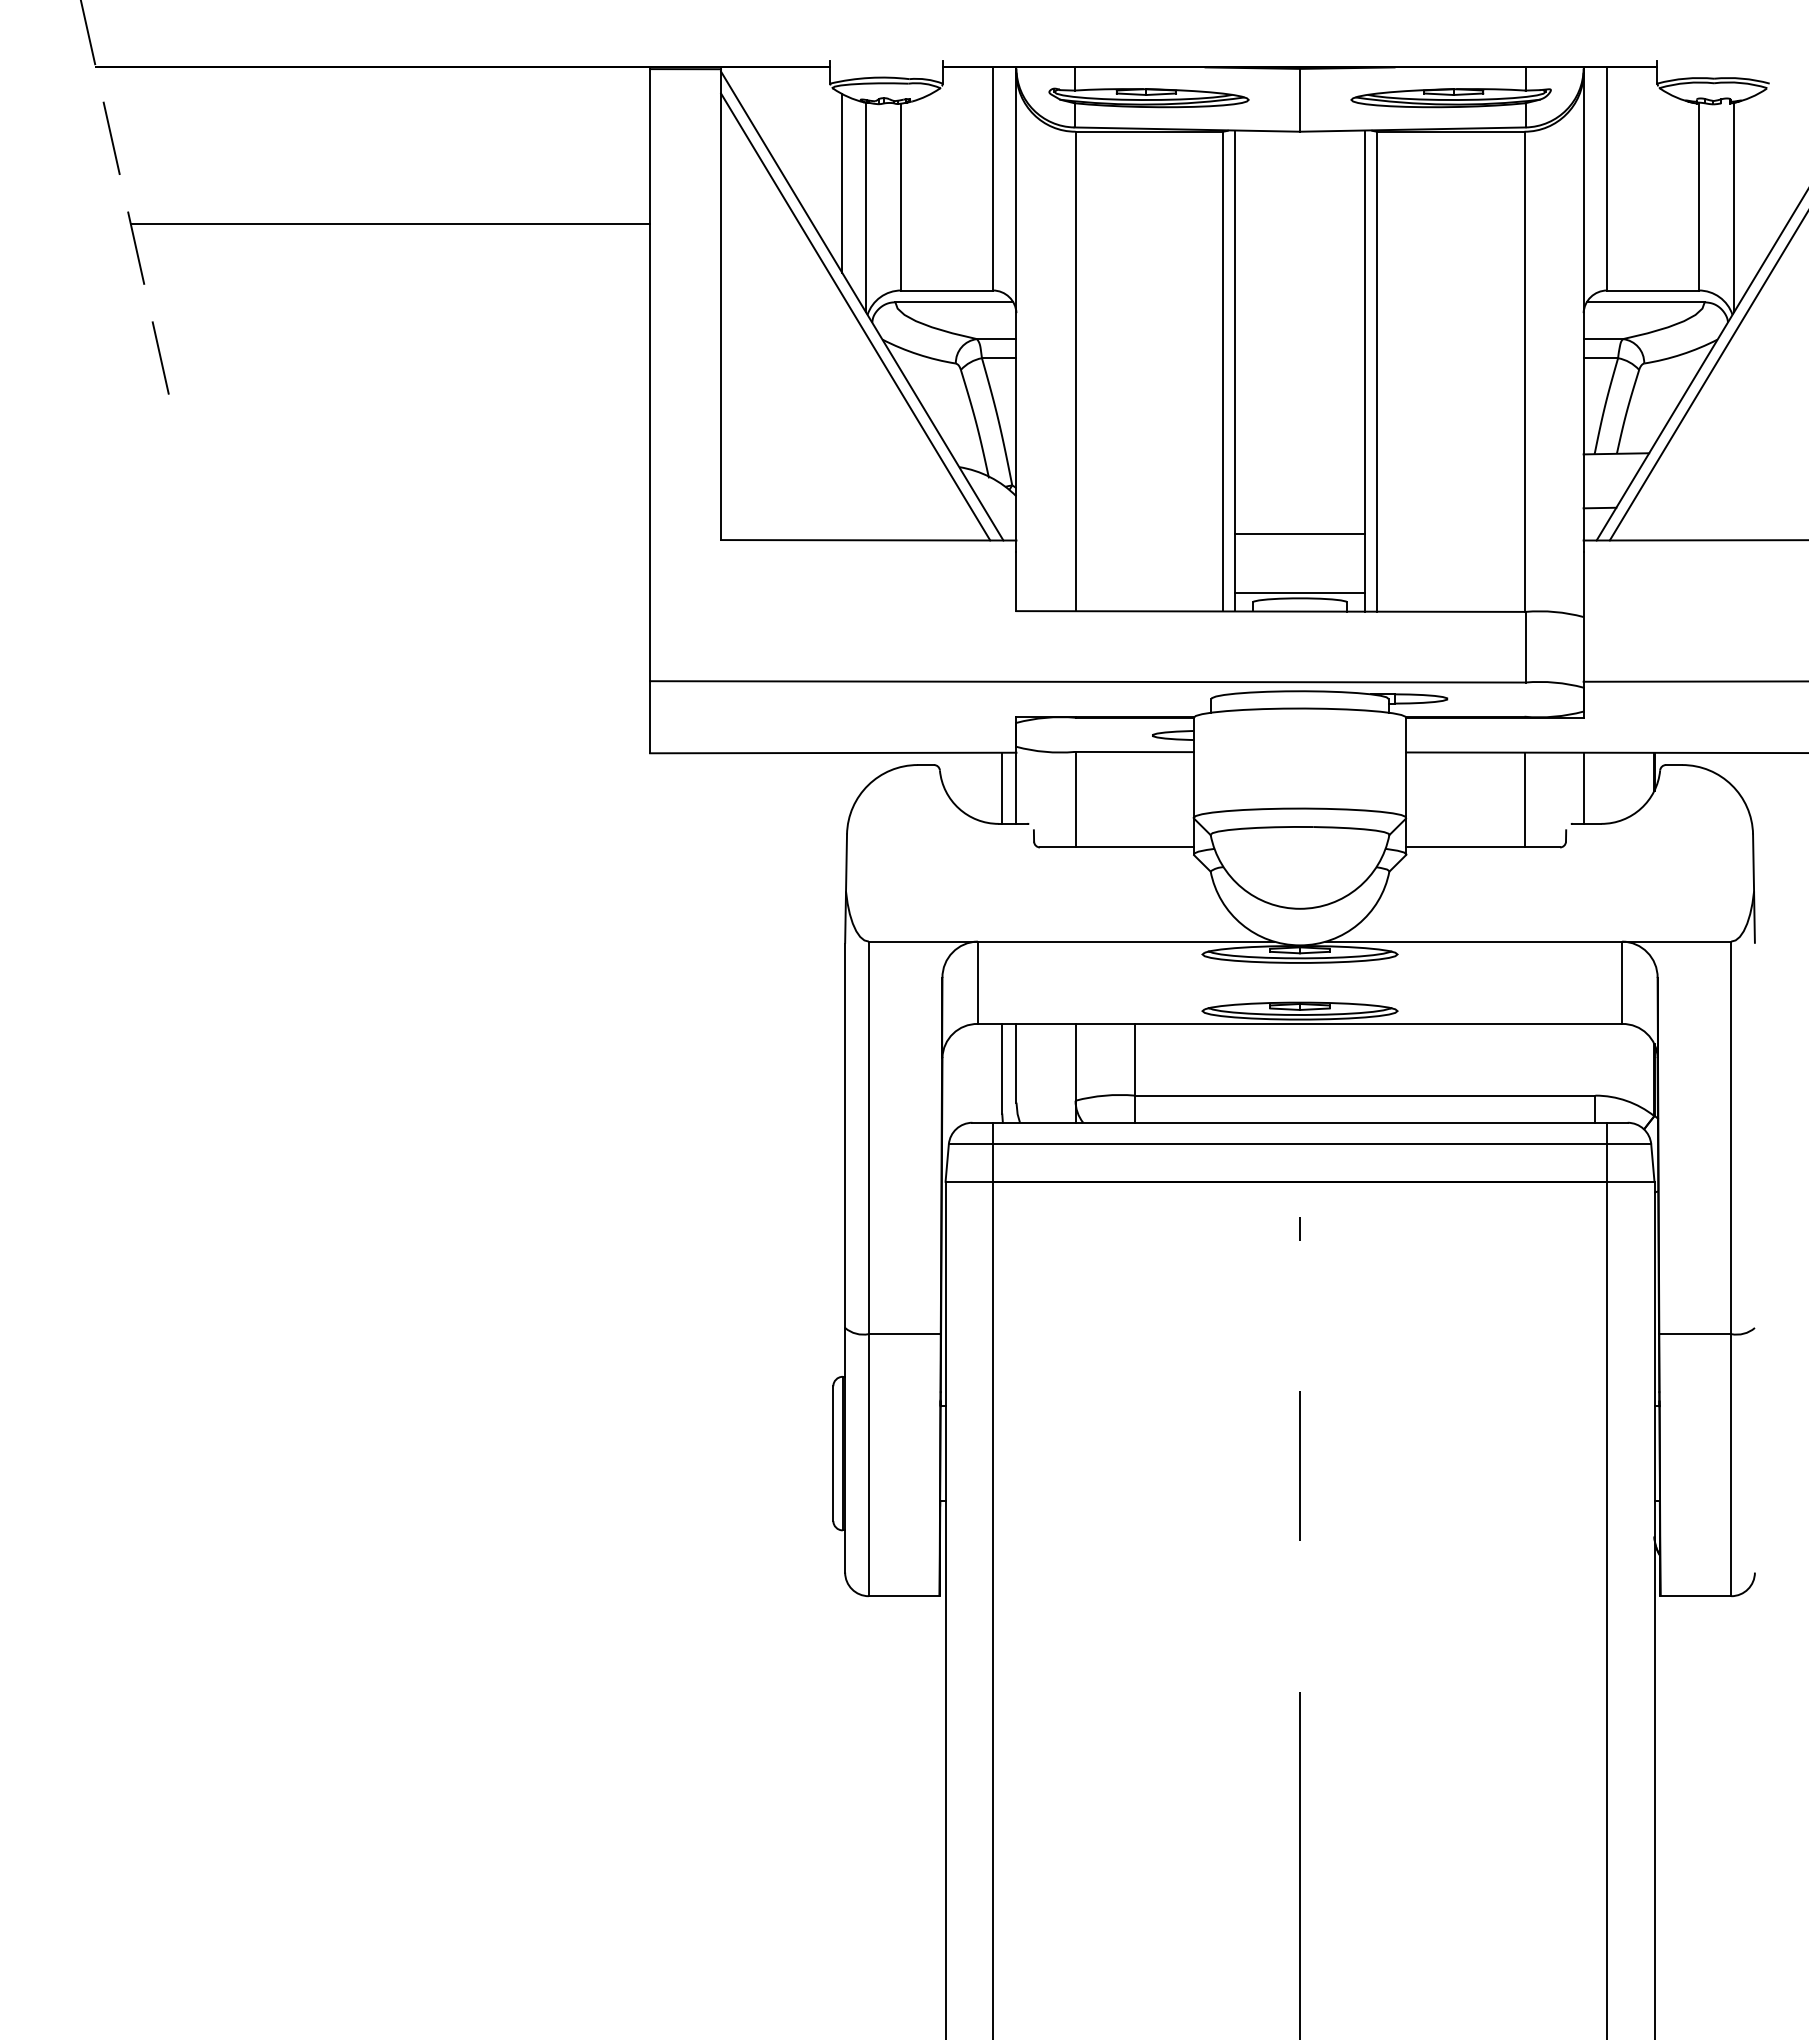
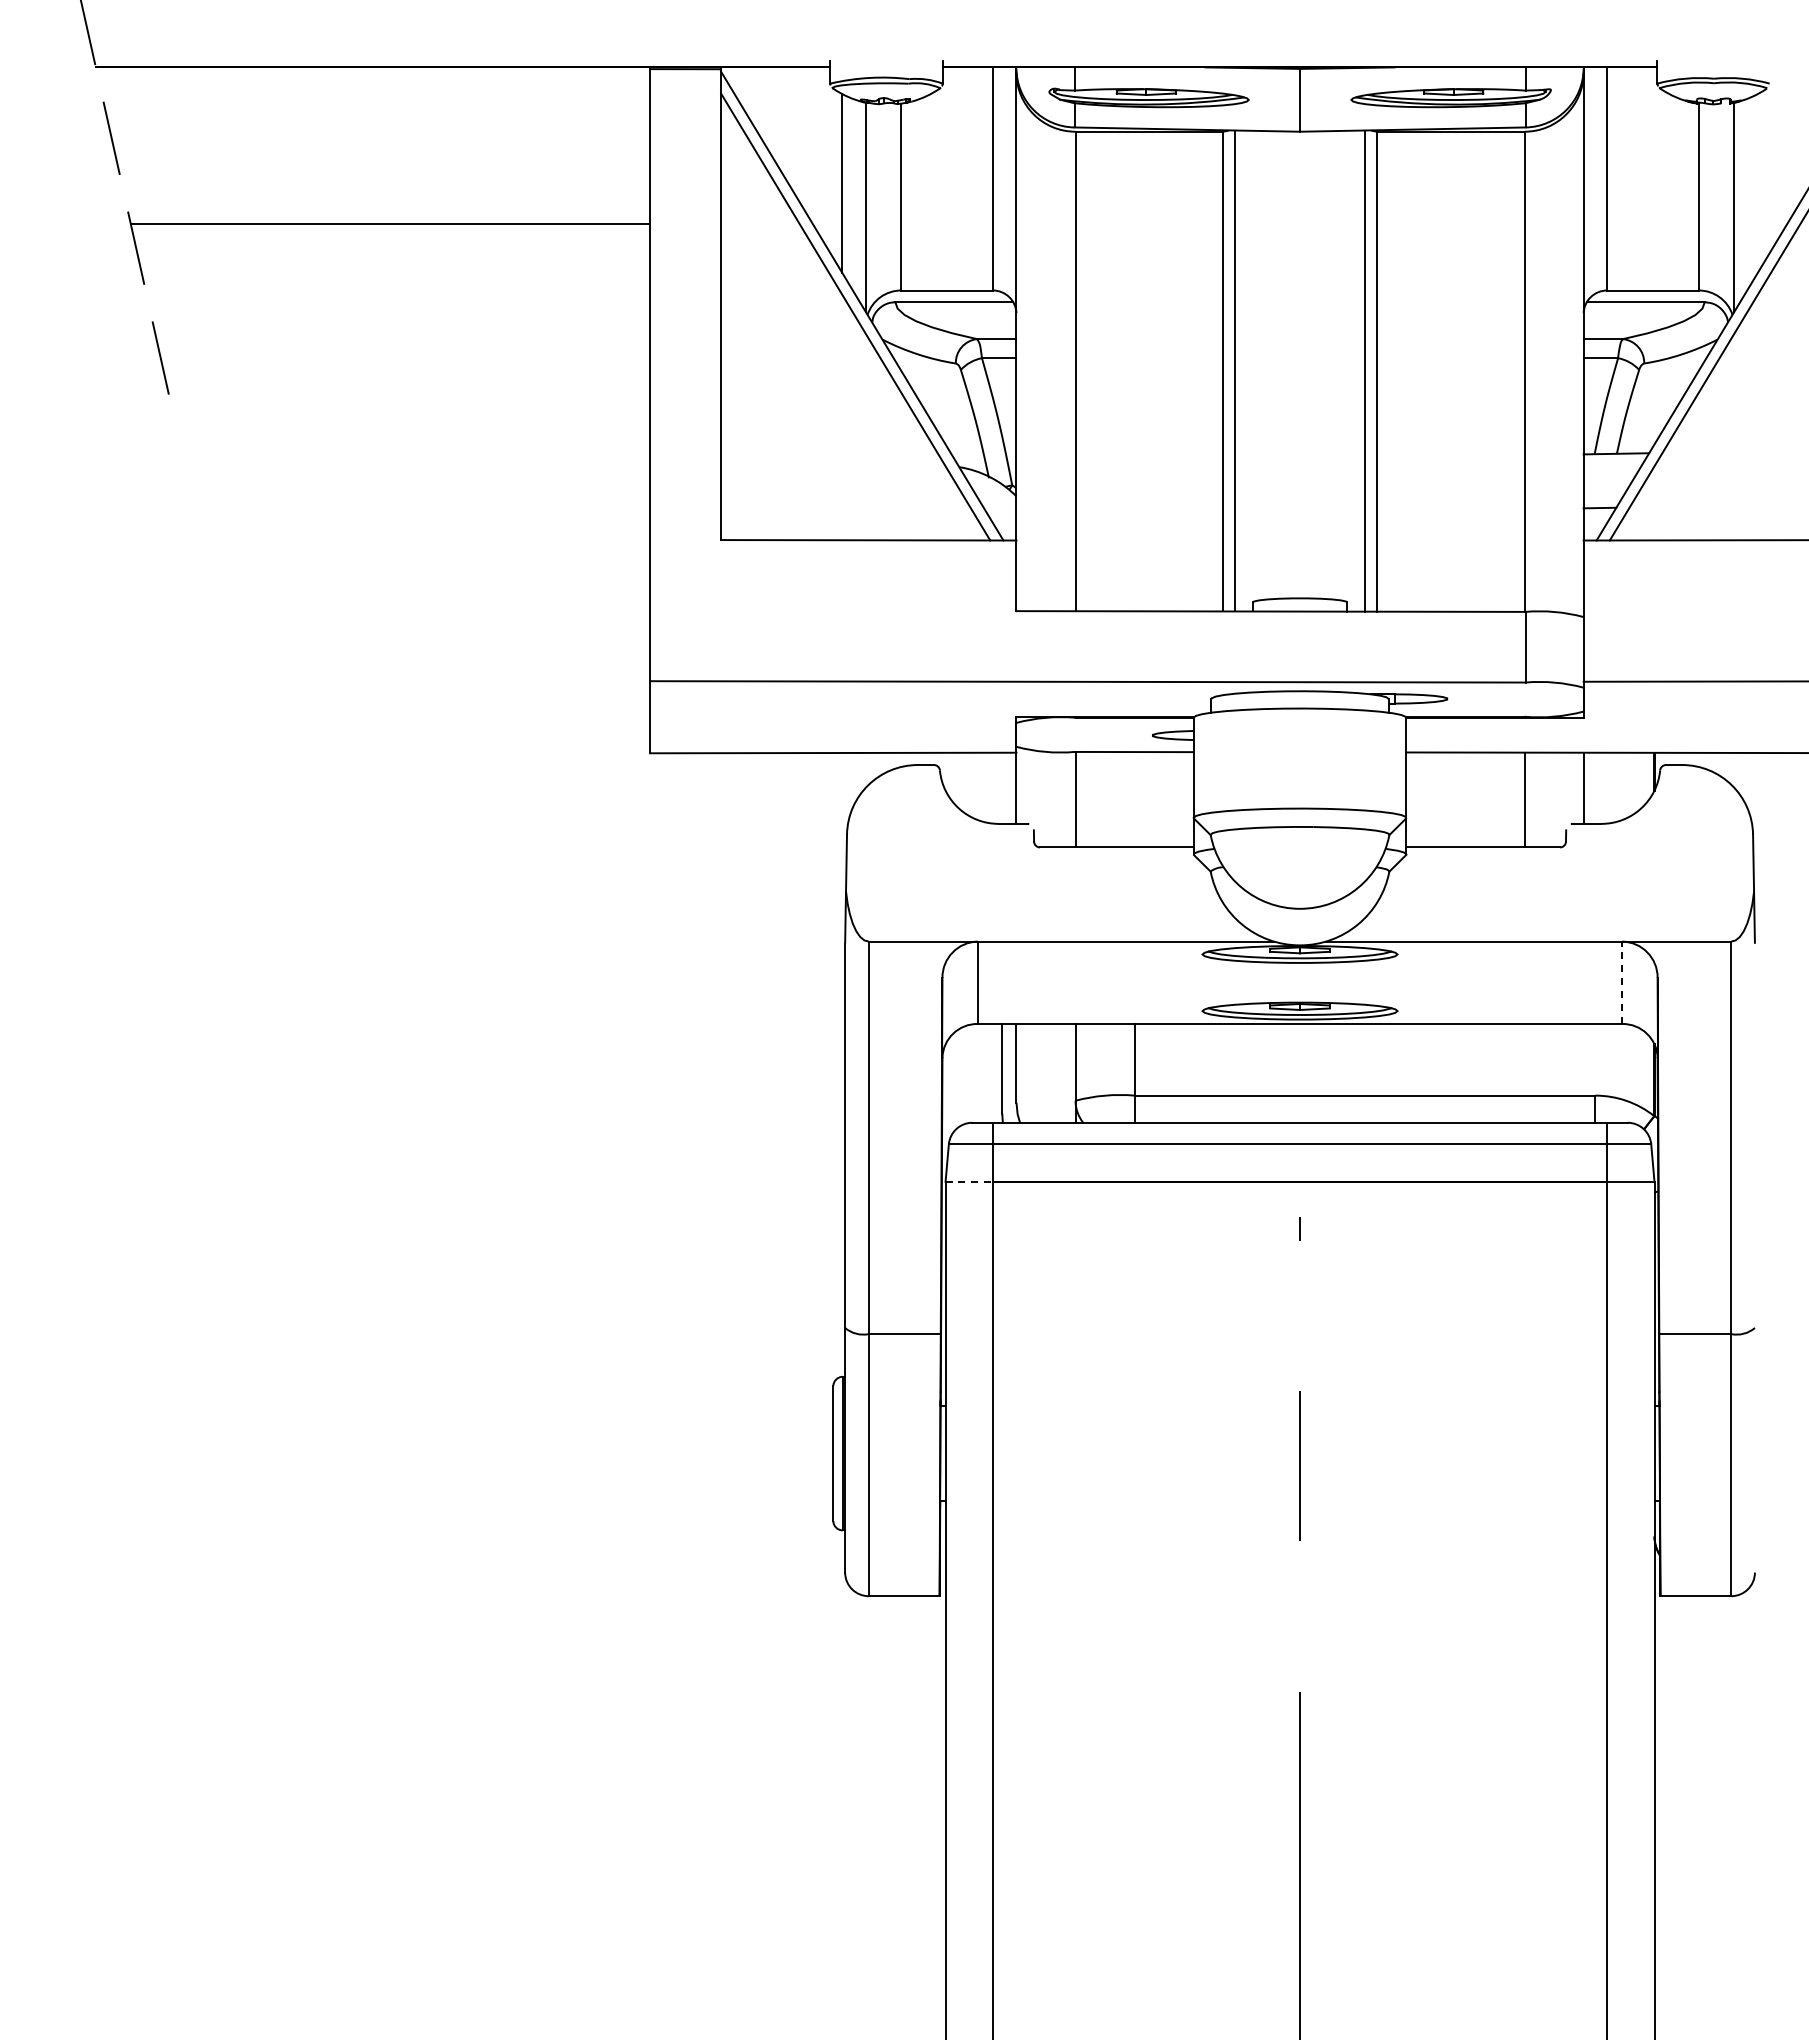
line: present -> none (1300, 533)
line: present -> none (1300, 592)
line: present -> none (1002, 787)
line: solid -> dashed (1622, 982)
line: solid -> dashed (969, 1181)
